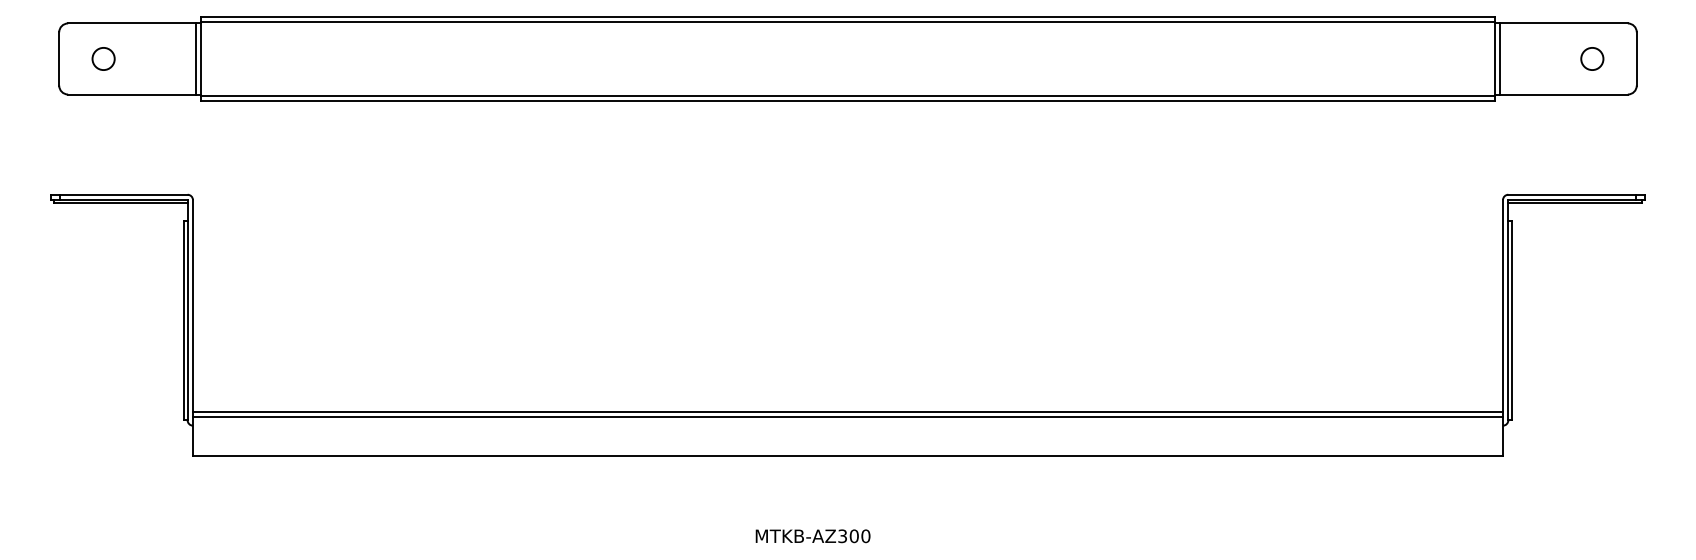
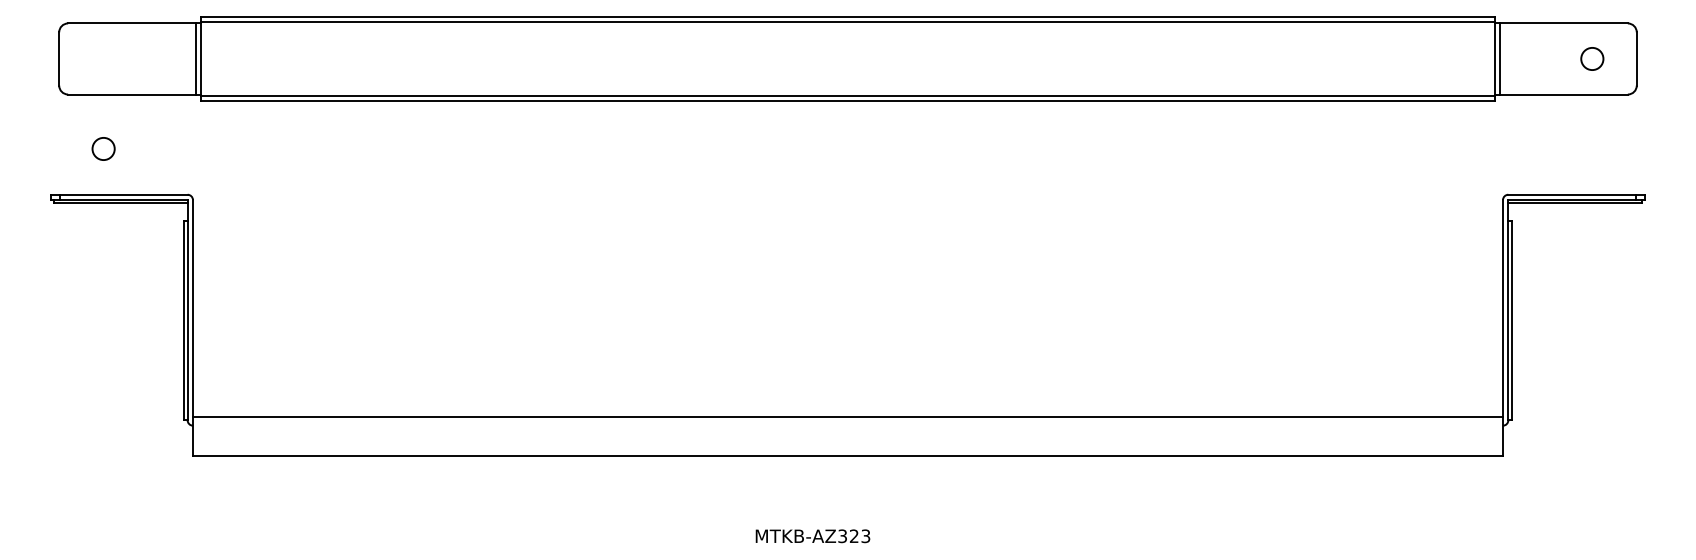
circle position: (103, 58) -> (103, 148) (103, 148)
line: present -> none (847, 411)
text: MTKB-AZ300 -> MTKB-AZ323 (859, 536)
